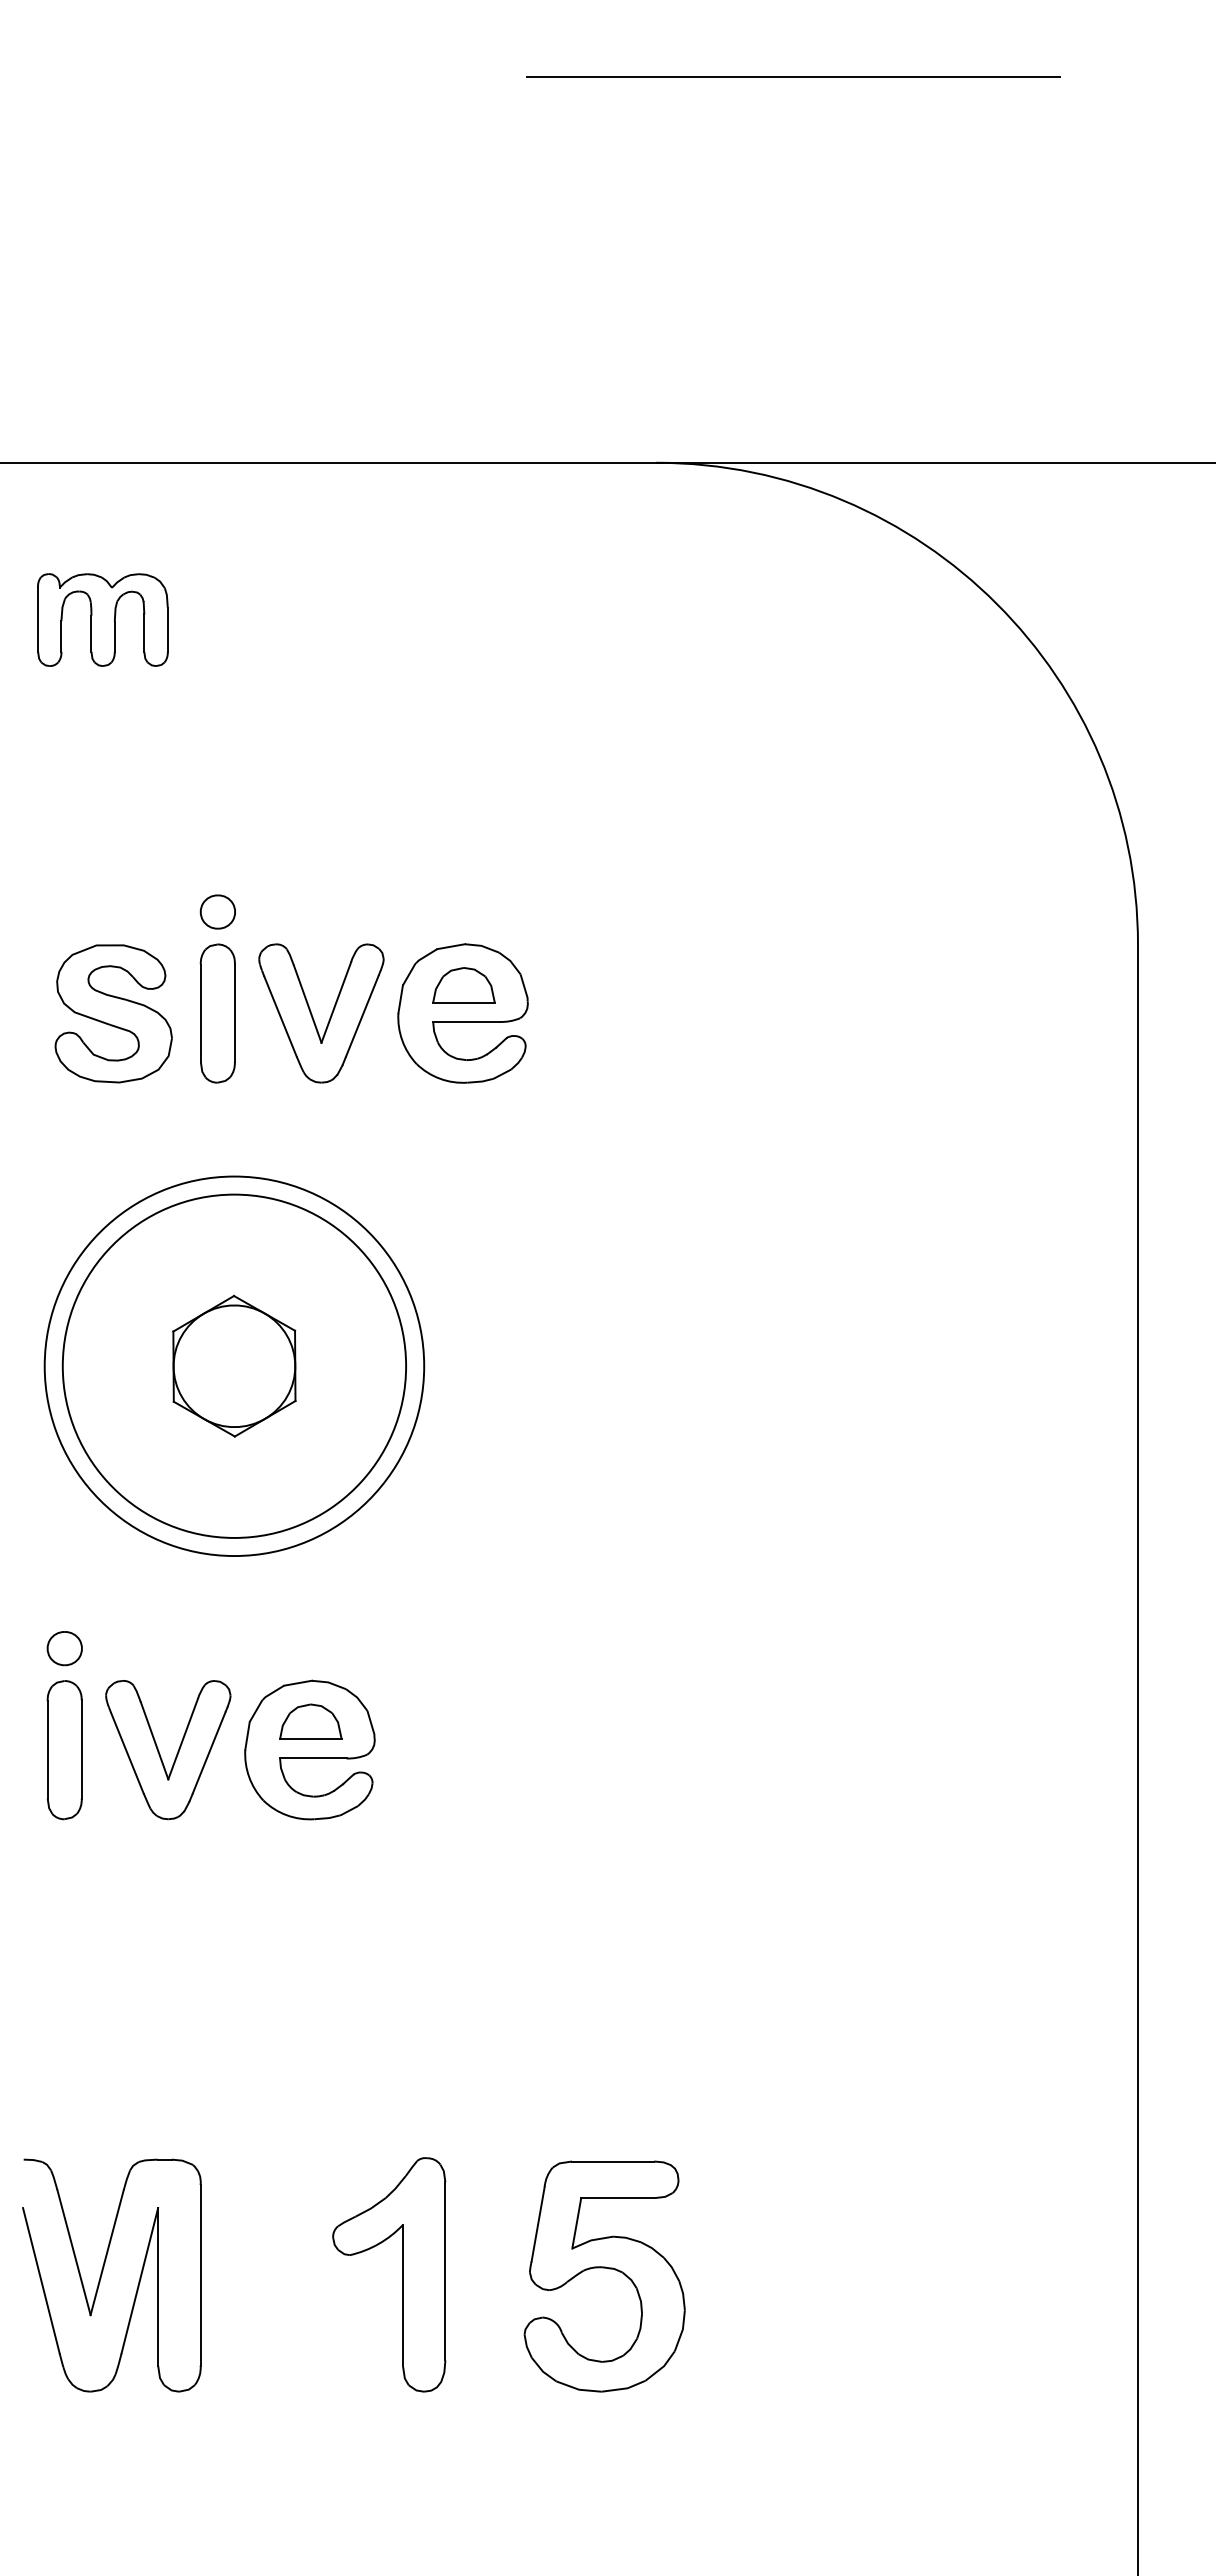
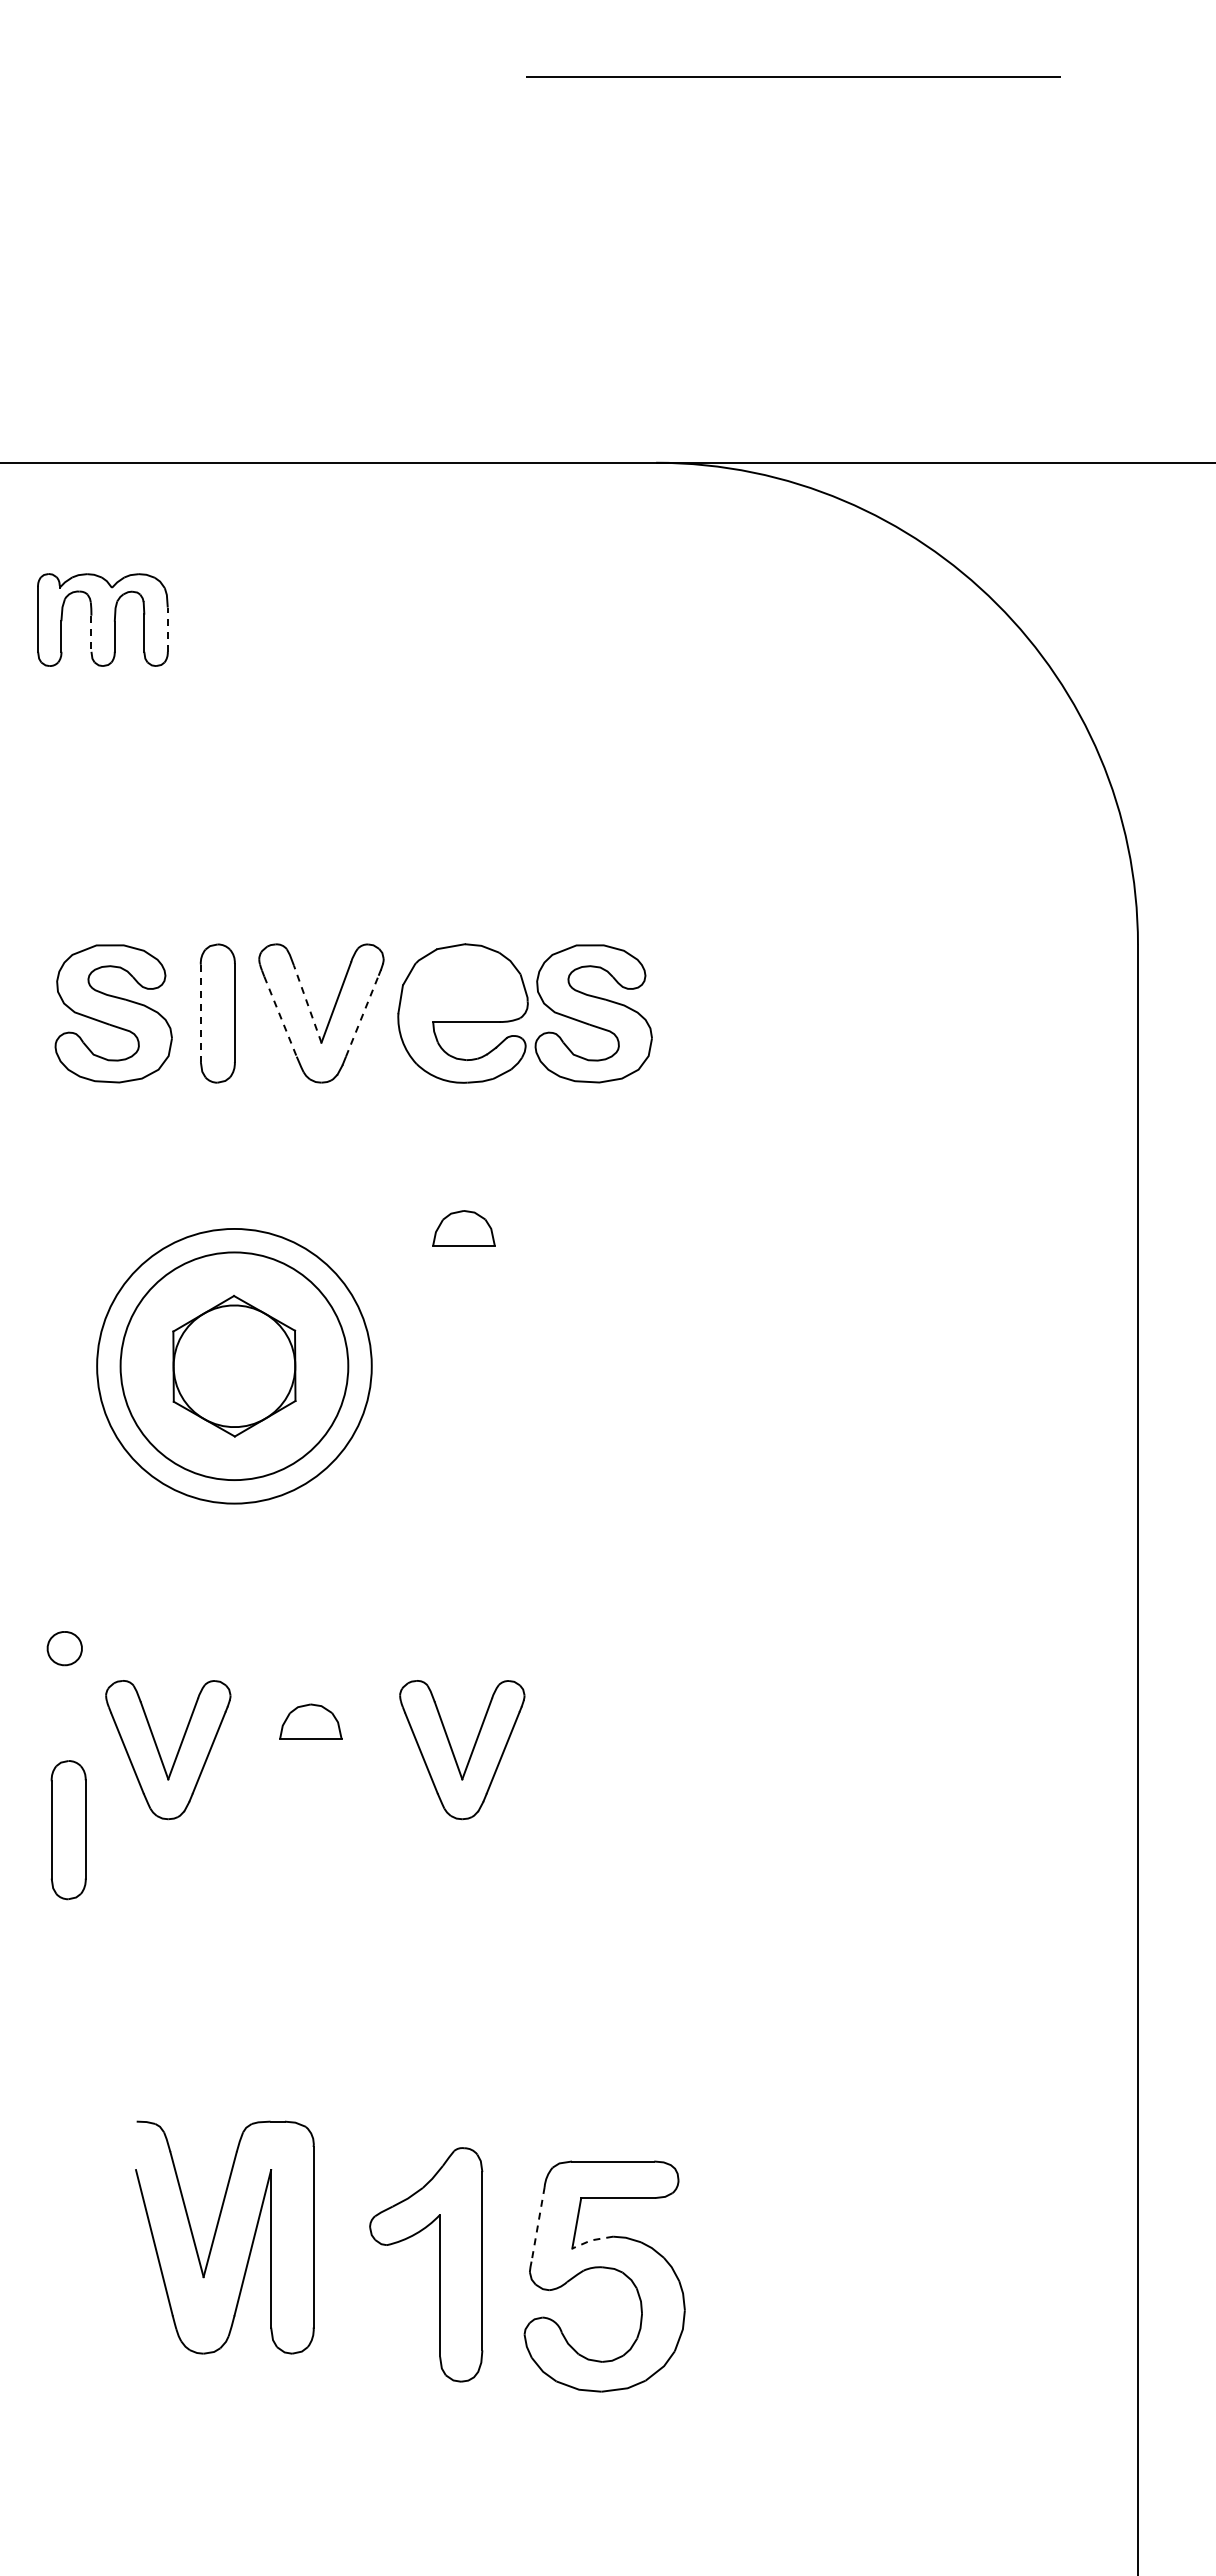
line: solid -> dashed (167, 629)
line: solid -> dashed (91, 634)
part: present -> none (217, 911)
part position: (463, 985) -> (463, 1228) (463, 1228)
line: solid -> dashed (307, 1004)
line: solid -> dashed (200, 1013)
part: none -> present (593, 1013)
line: solid -> dashed (362, 1016)
line: solid -> dashed (280, 1017)
circle diameter: 343 px -> 275 px (234, 1365)
circle diameter: 379 px -> 228 px (234, 1366)
part: present -> none (309, 1749)
part position: (64, 1750) -> (68, 1830) (68, 1830)
part: none -> present (454, 1753)
line: solid -> dashed (538, 2224)
line: solid -> dashed (591, 2240)
part position: (103, 2271) -> (216, 2233) (216, 2233)
part position: (402, 2274) -> (439, 2264) (439, 2264)
